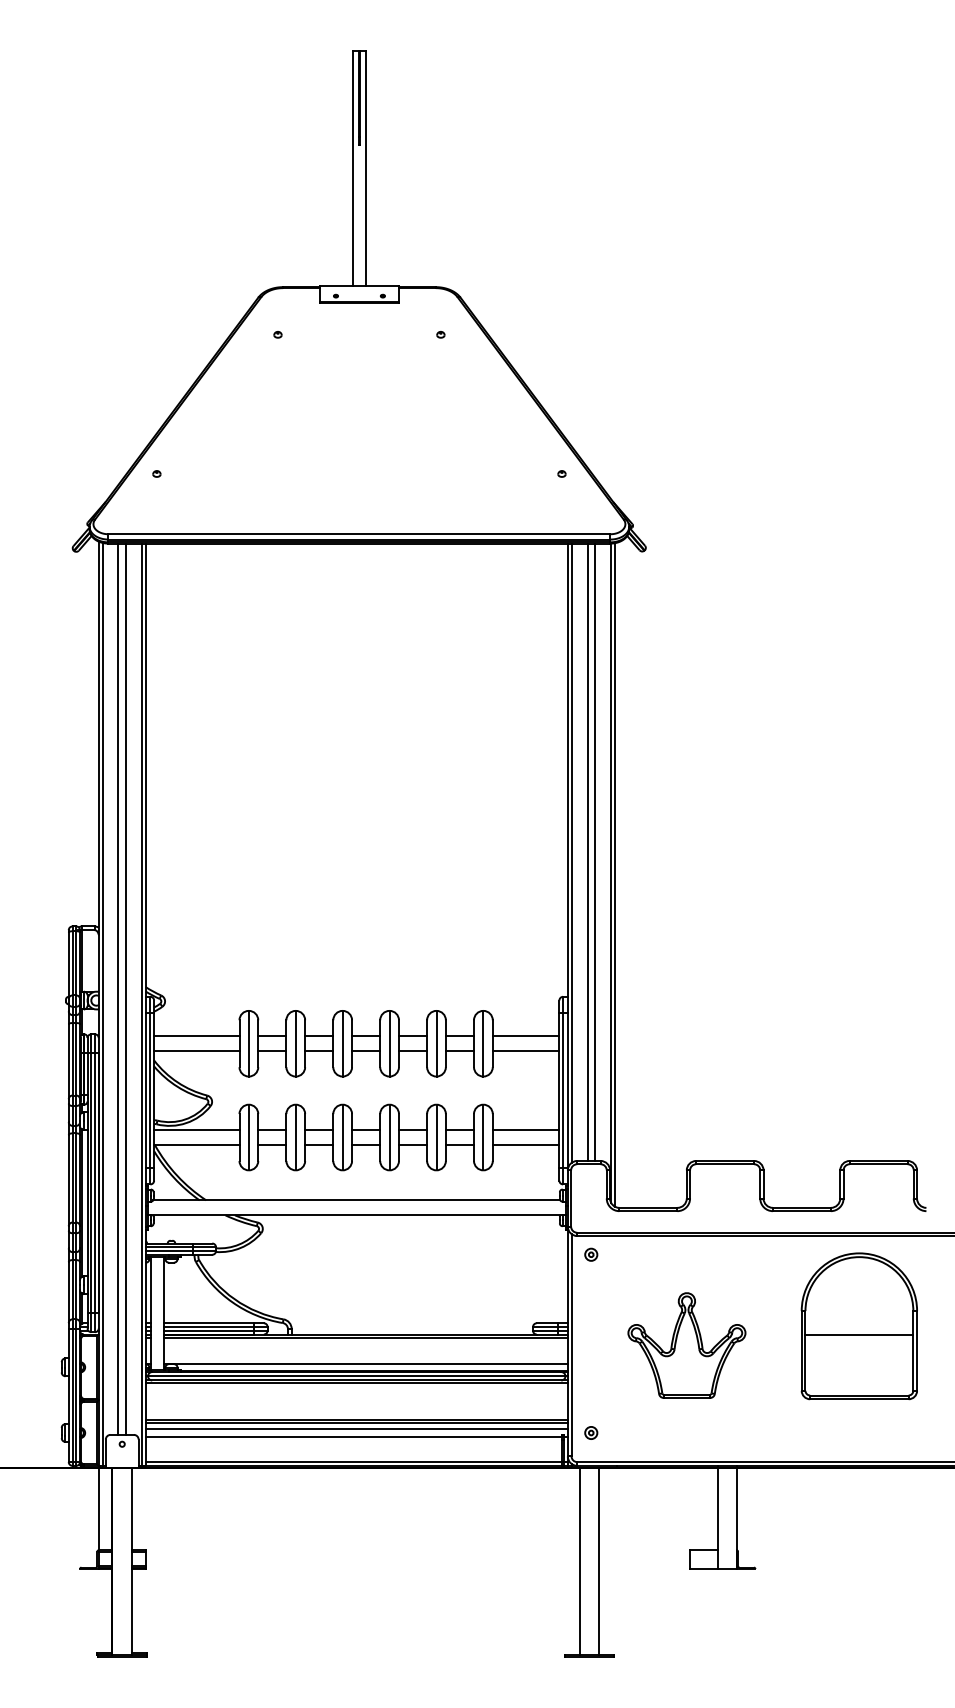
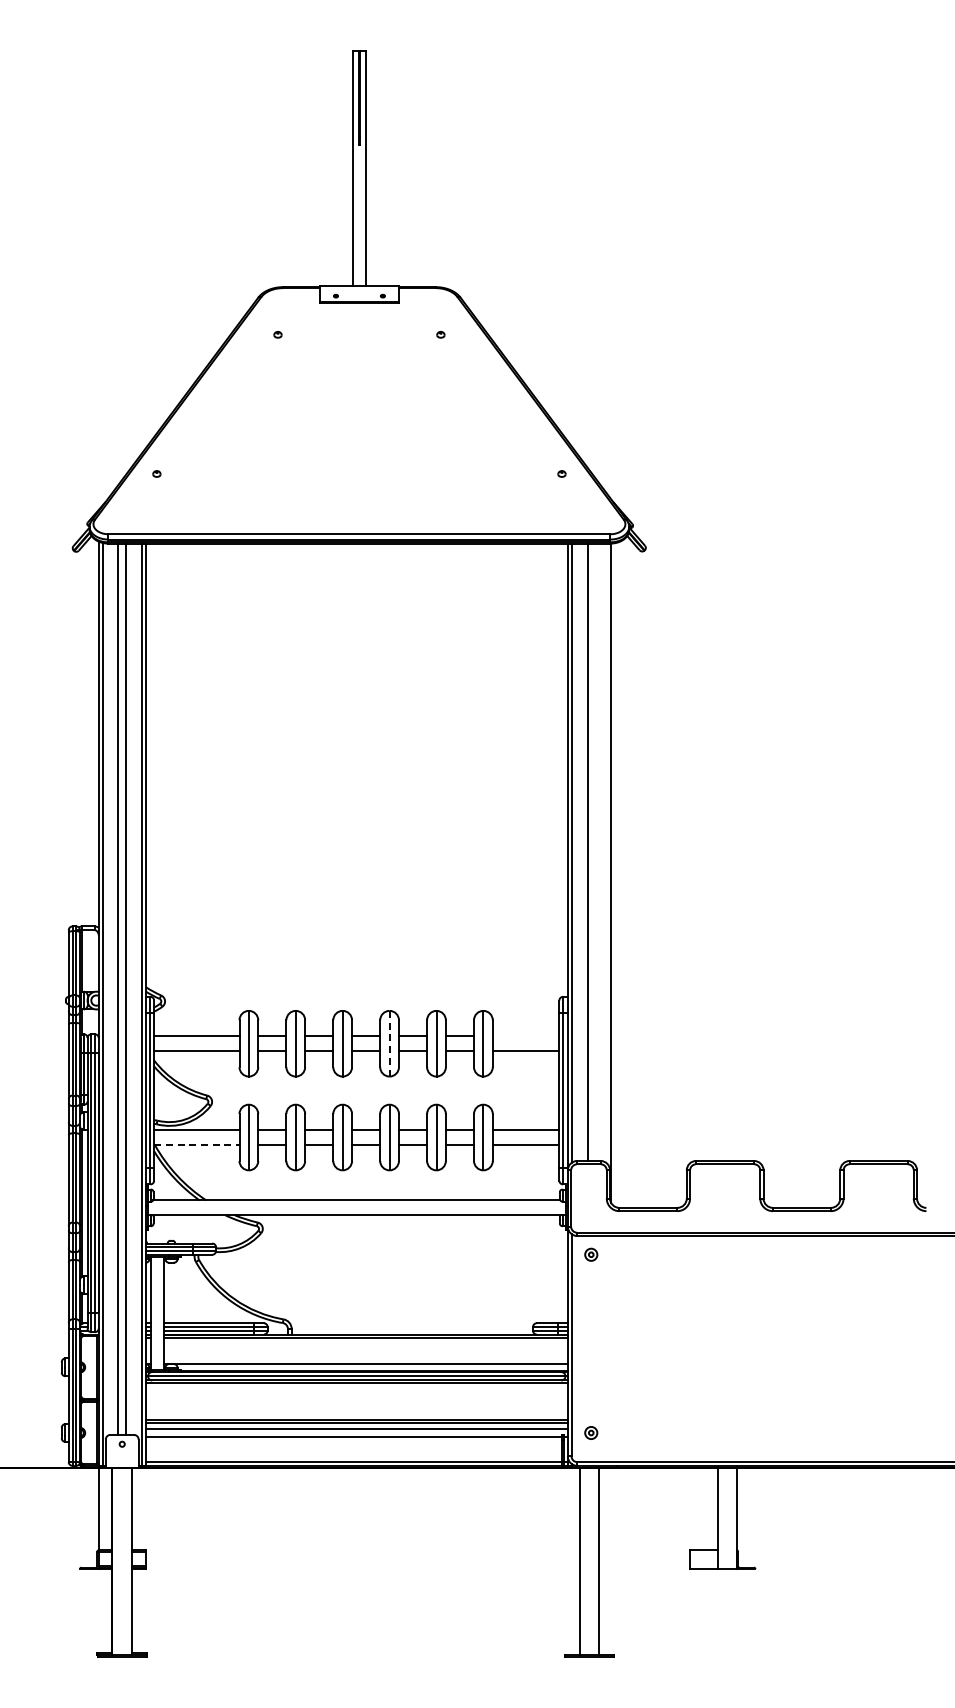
line: present -> none (595, 851)
line: present -> none (614, 874)
line: present -> none (525, 1036)
line: solid -> dashed (389, 1043)
line: solid -> dashed (196, 1145)
part: present -> none (858, 1326)
part: present -> none (686, 1345)
